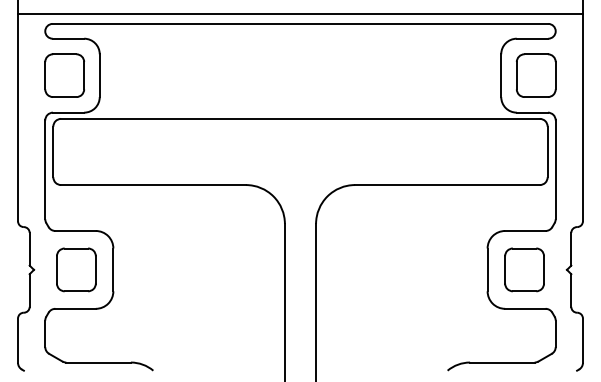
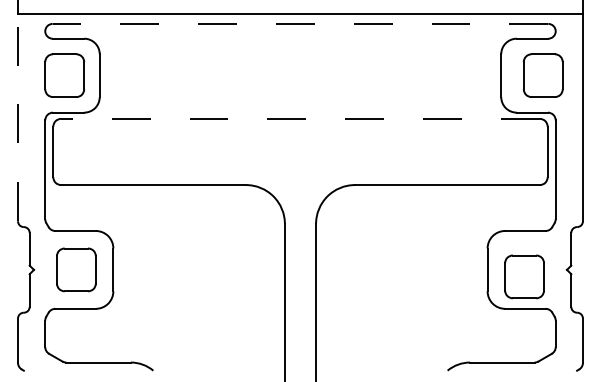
line: solid -> dashed (300, 23)
part position: (536, 75) -> (543, 75) (543, 75)
line: solid -> dashed (18, 117)
line: solid -> dashed (299, 118)
part position: (524, 269) -> (524, 276) (524, 276)
